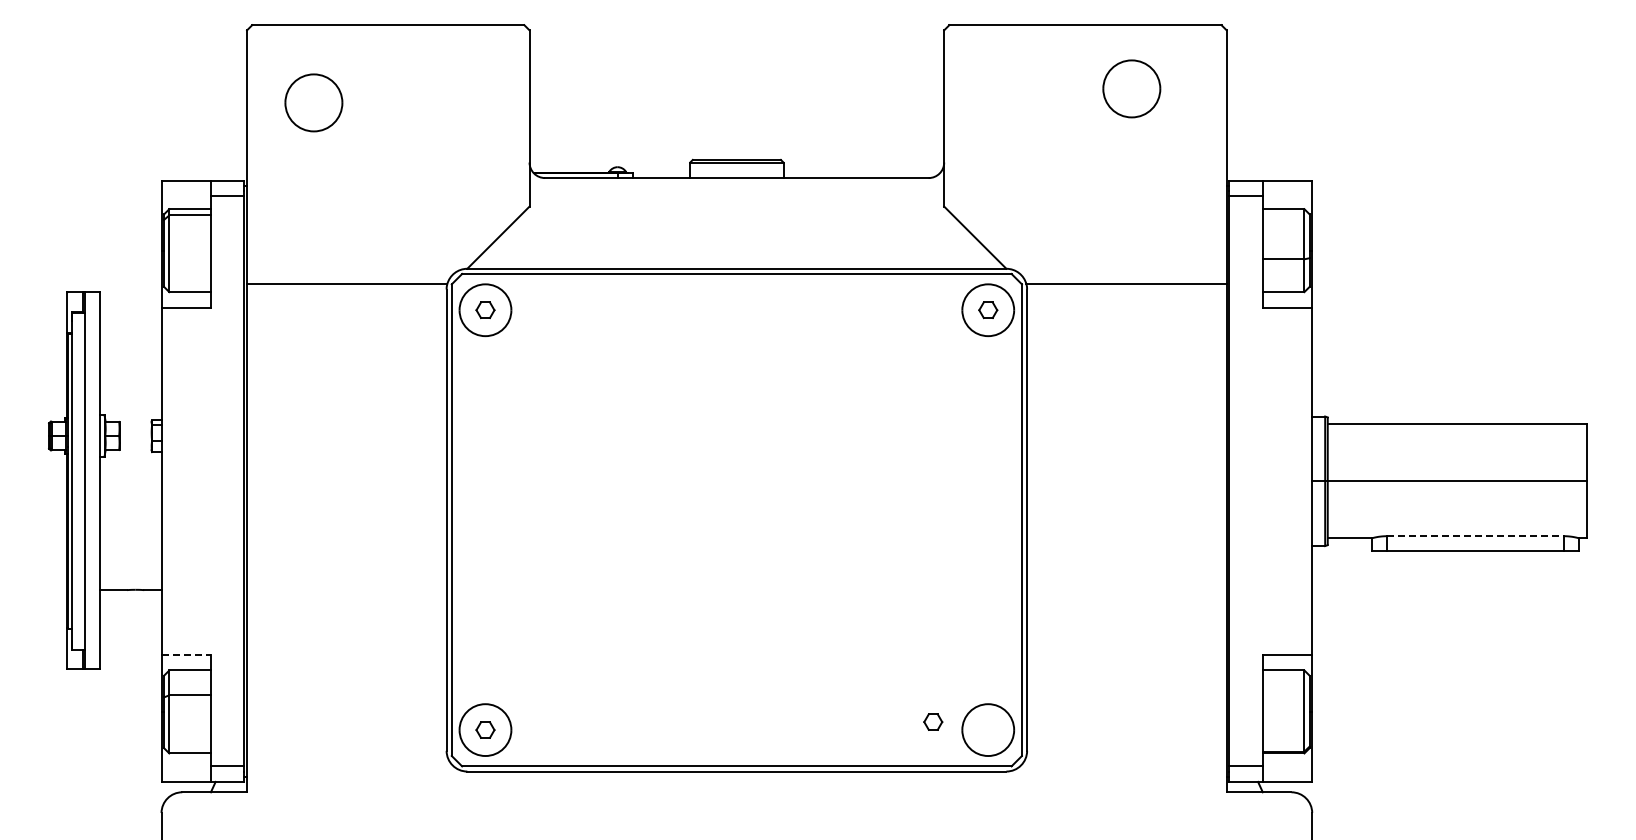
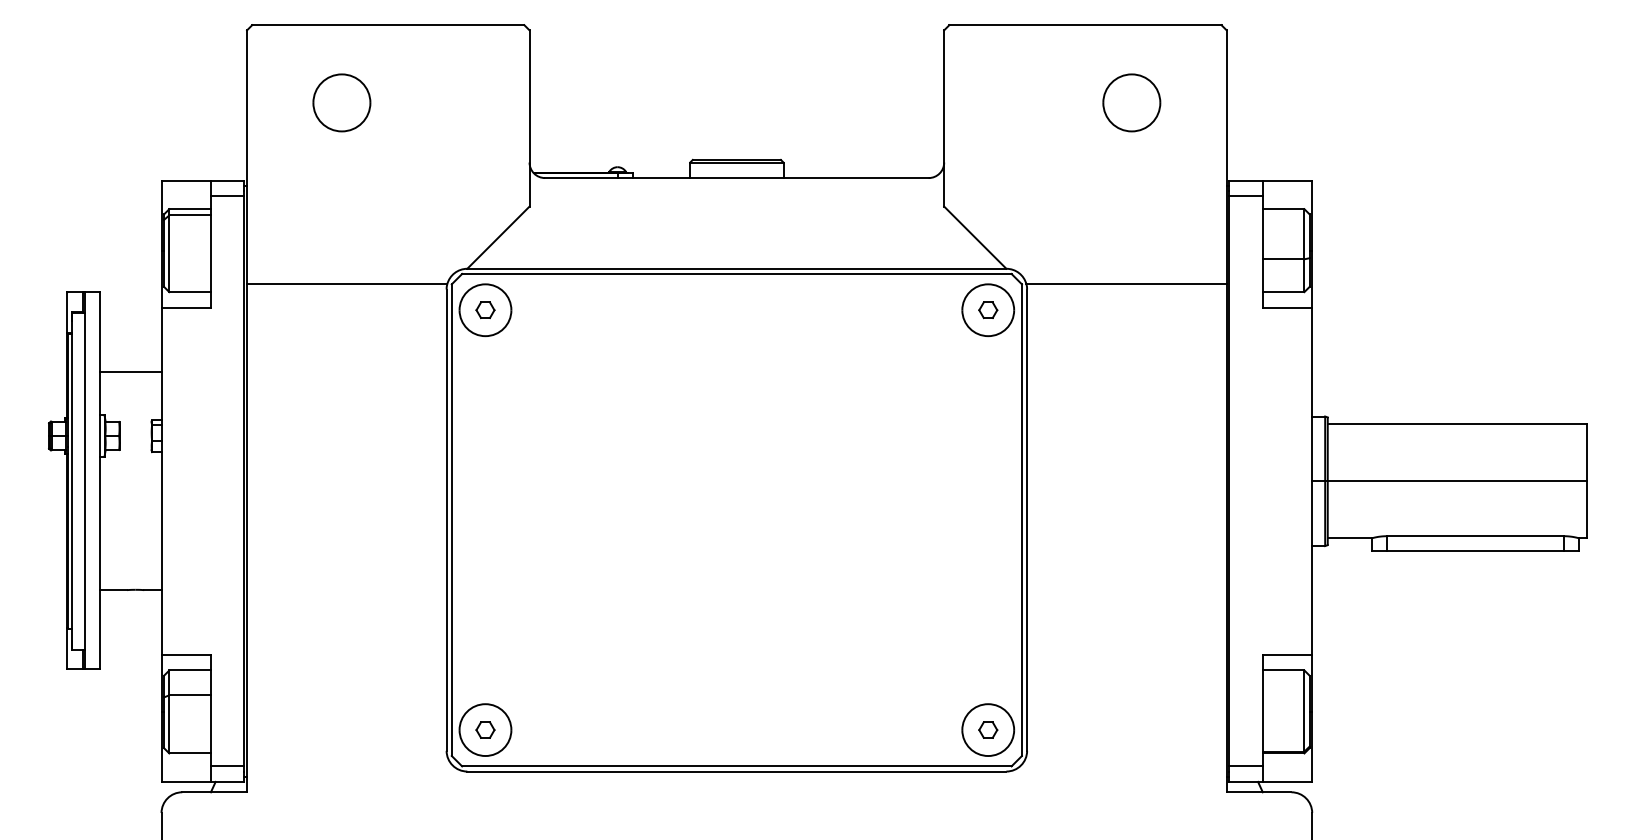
part position: (1131, 88) -> (1131, 102) (1131, 102)
part position: (313, 102) -> (341, 102) (341, 102)
line: none -> present (130, 372)
line: dashed -> solid (1475, 536)
line: dashed -> solid (186, 654)
part position: (933, 721) -> (988, 729) (988, 729)
